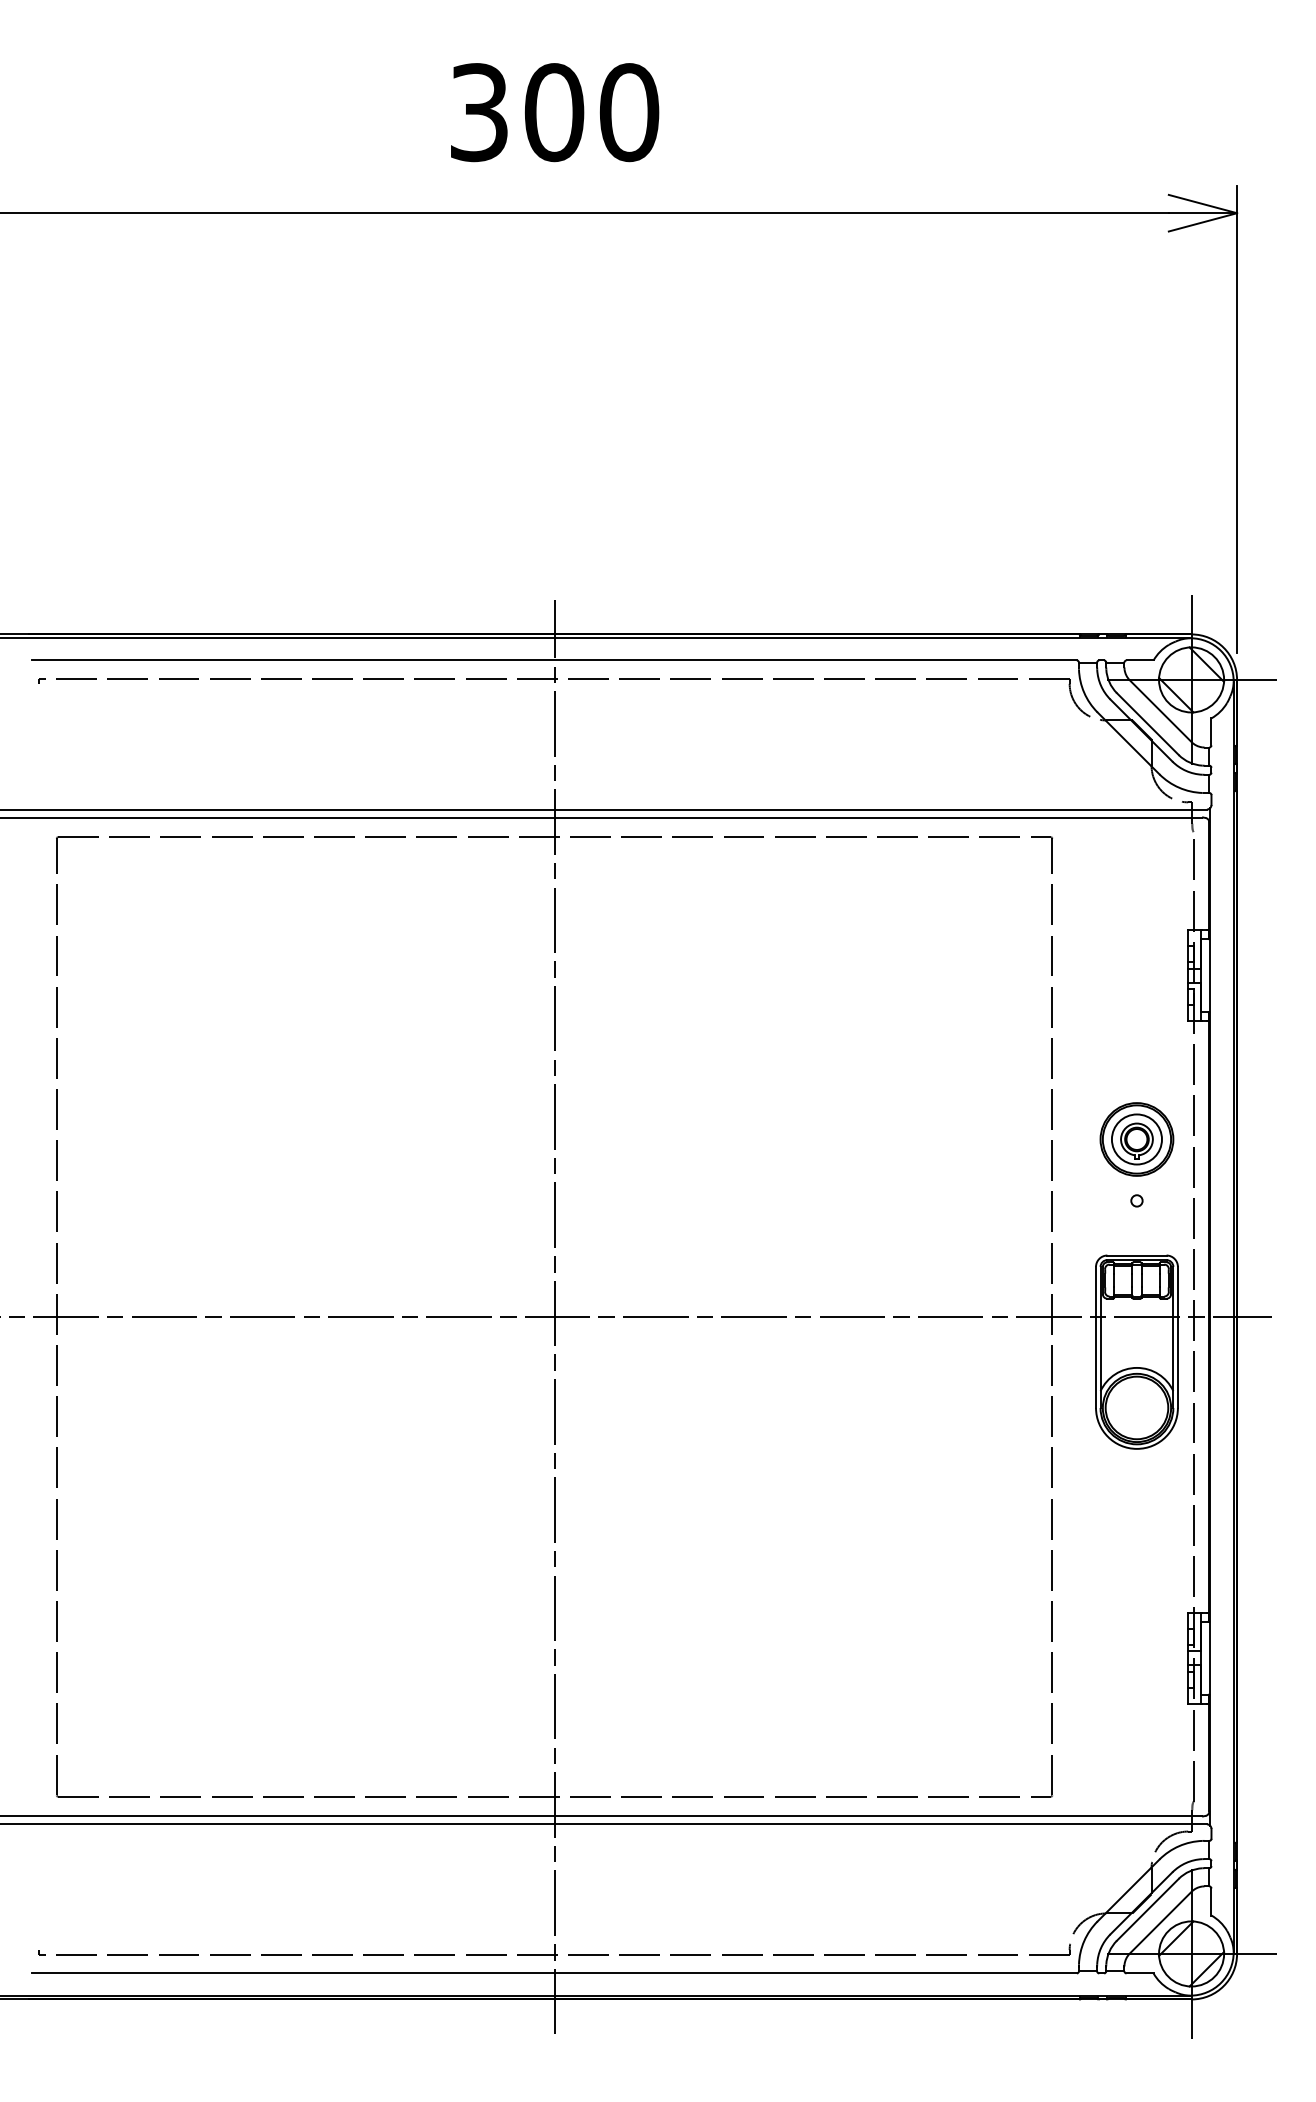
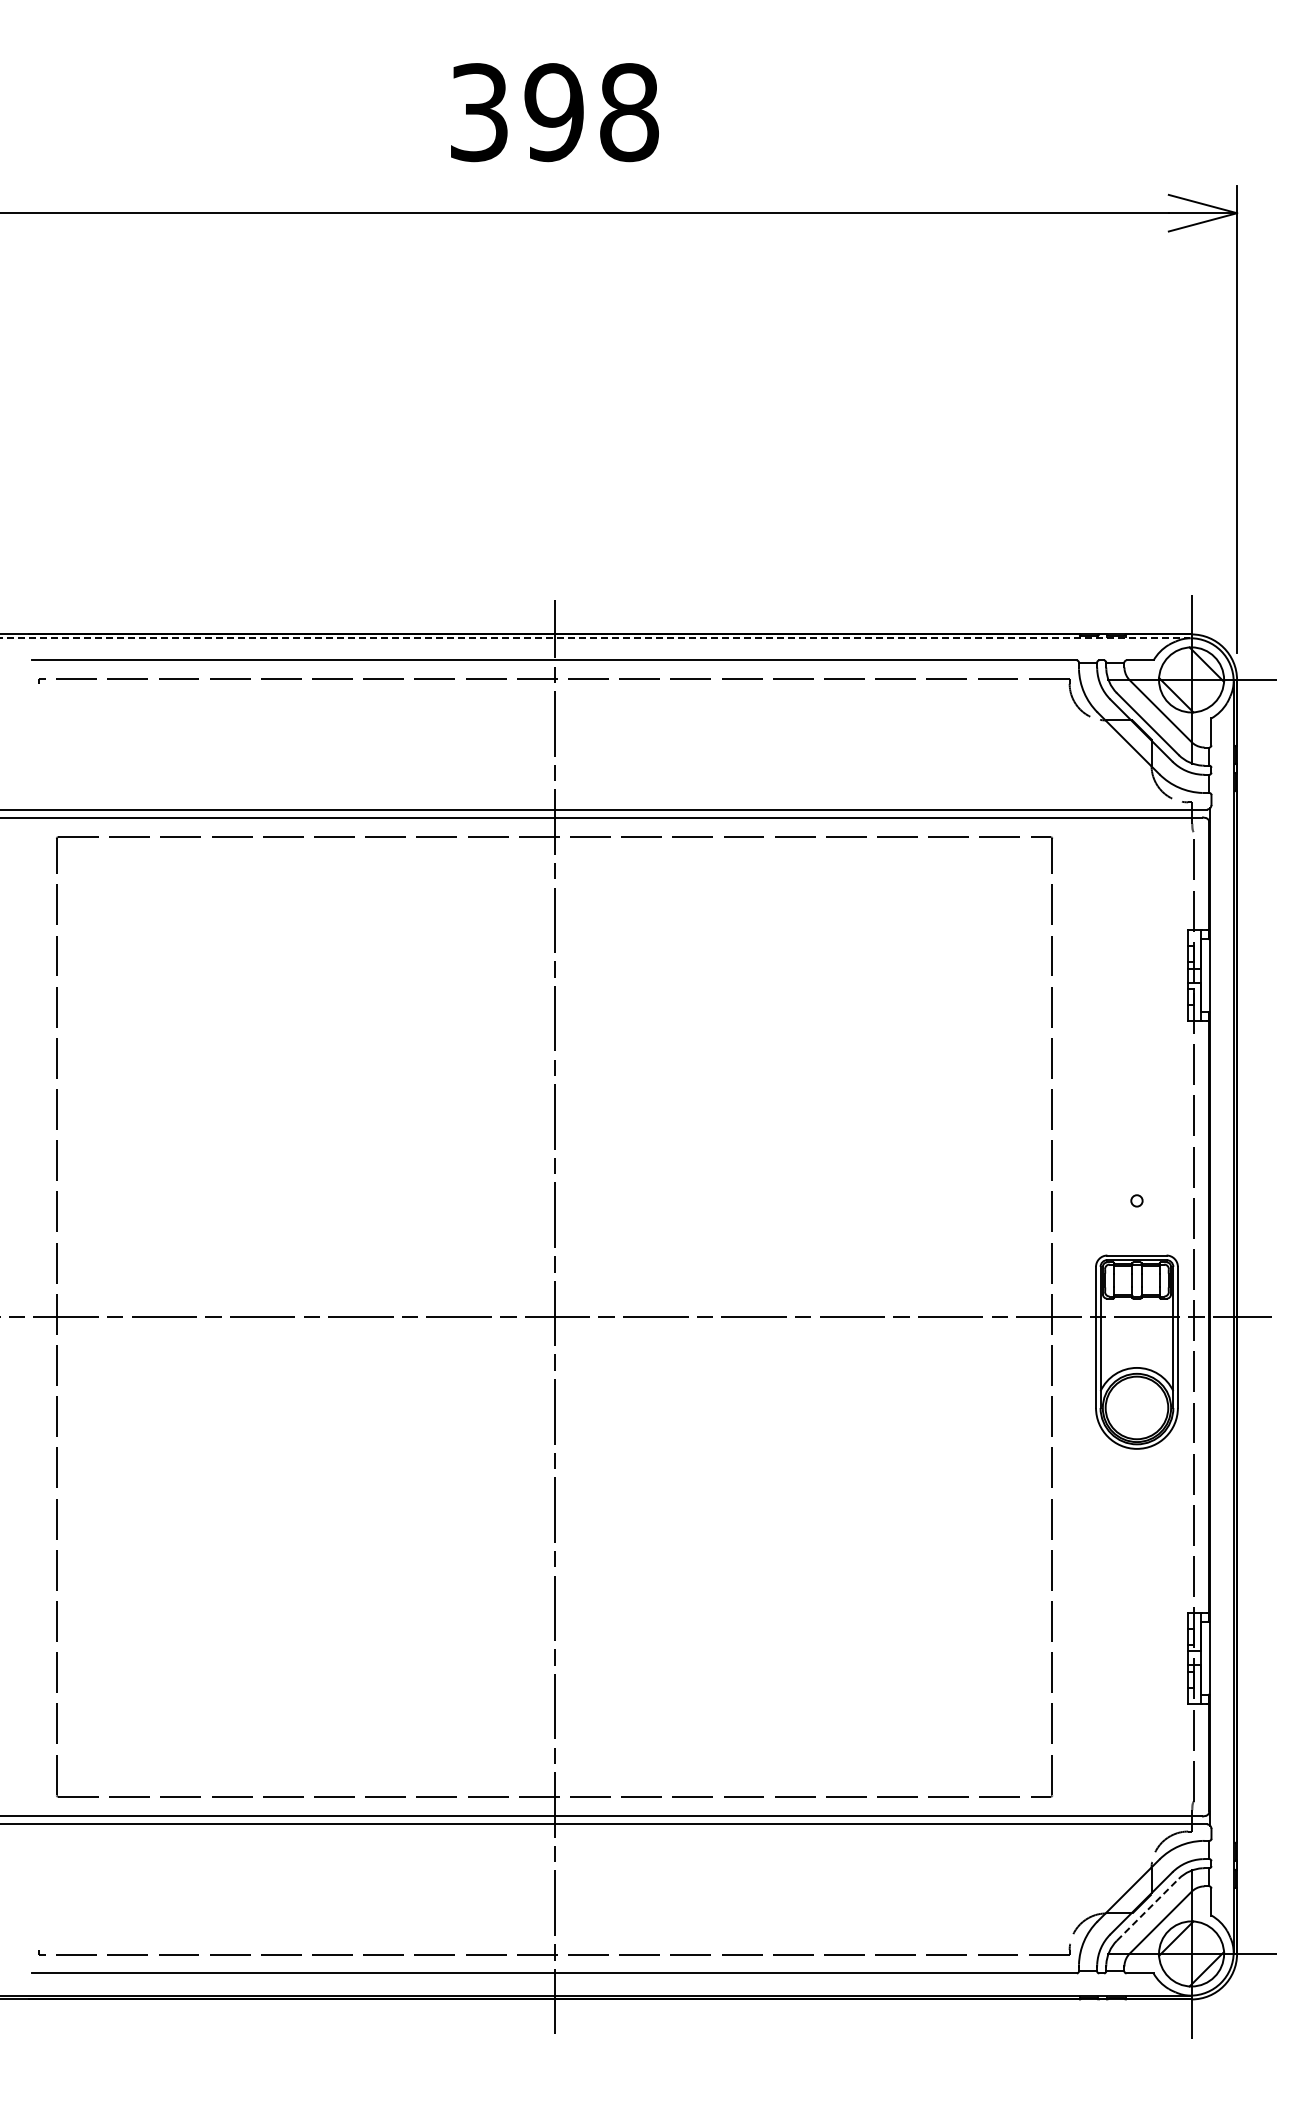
text: 300 -> 398 (591, 112)
line: solid -> dashed (595, 638)
part: present -> none (1136, 1139)
line: solid -> dashed (1147, 1909)
